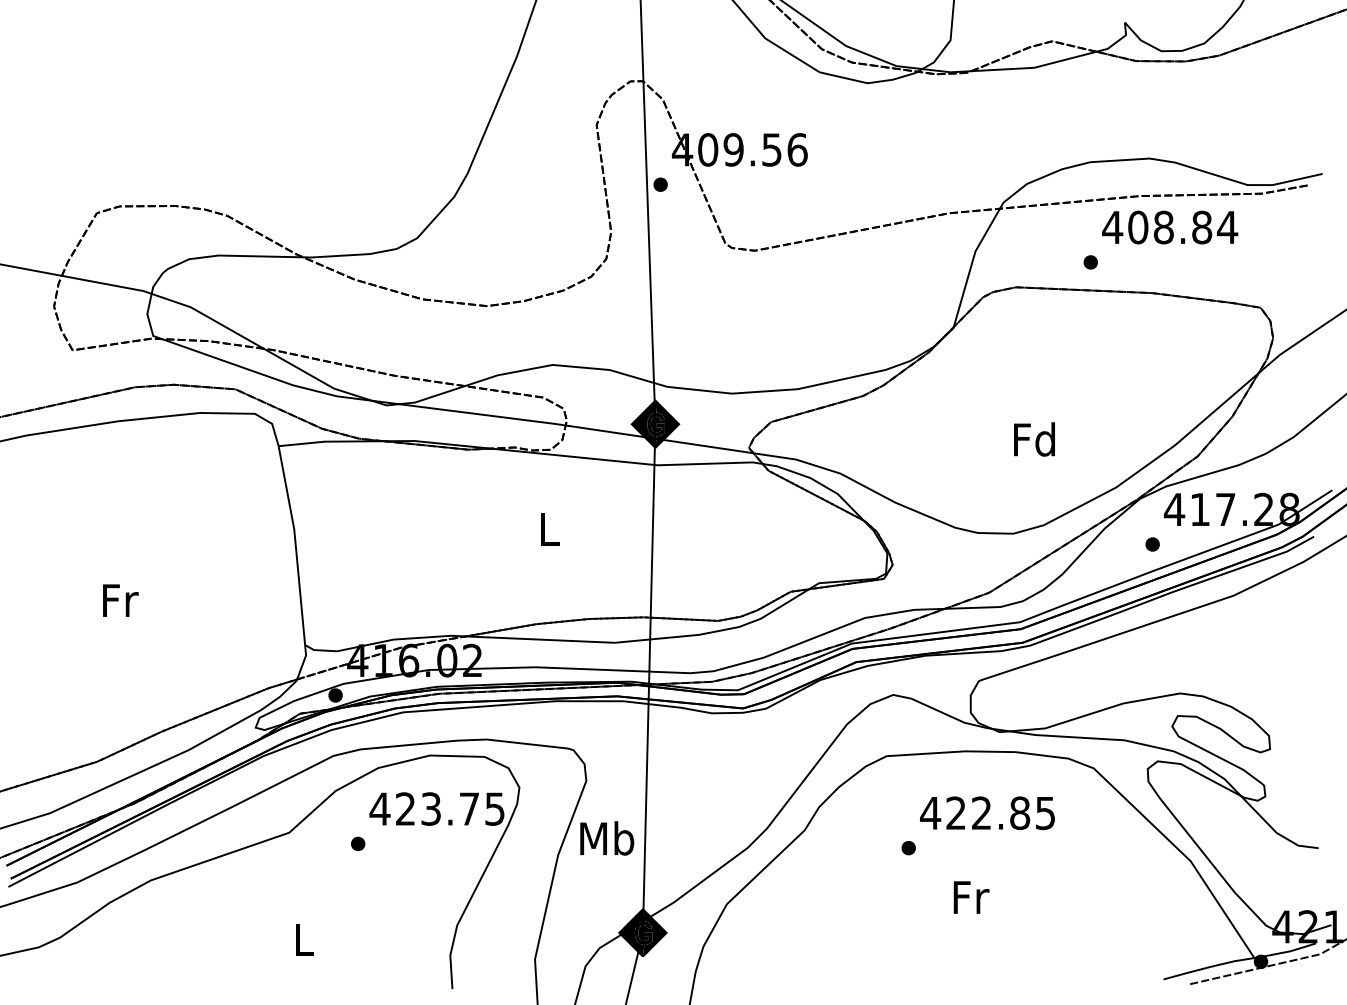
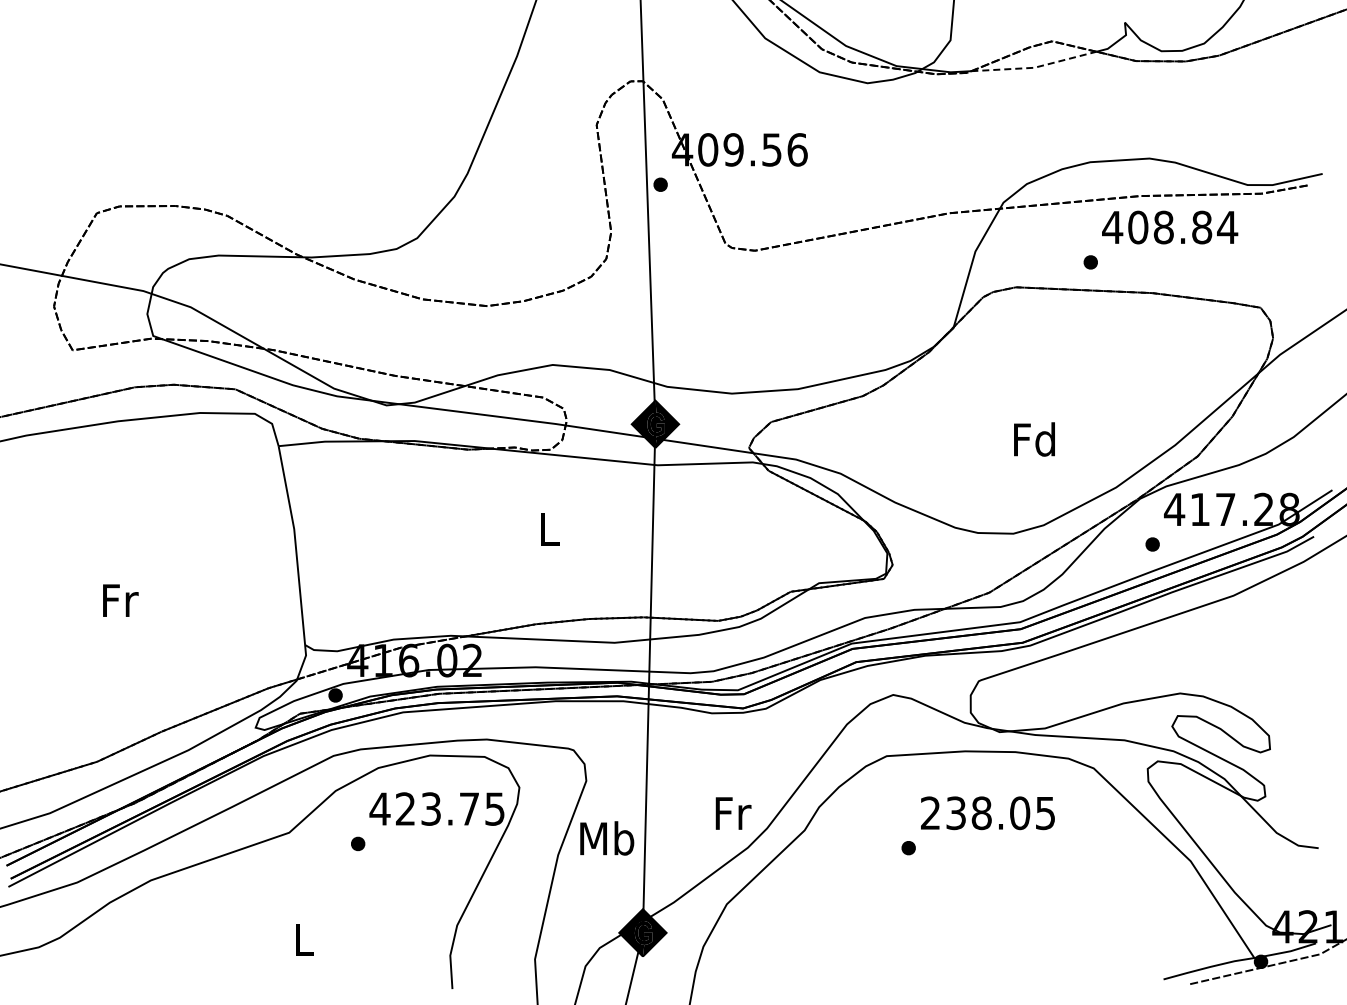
line: solid -> dashed (1034, 67)
text: 422.85 -> 238.05 (975, 813)
text position: (971, 897) -> (733, 813) (733, 813)
